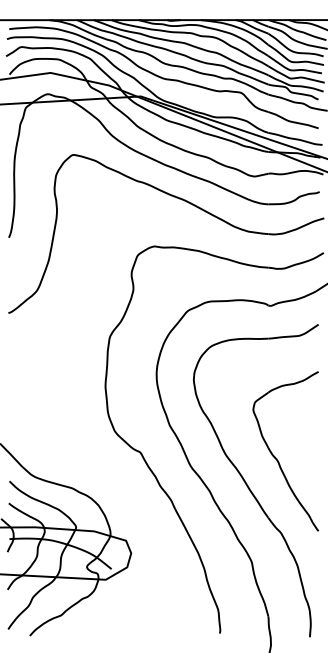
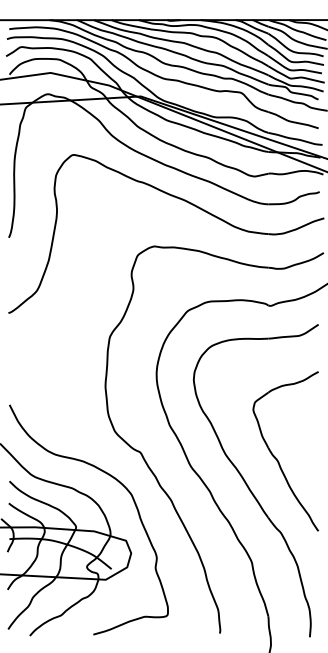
curve: none -> present (120, 484)
